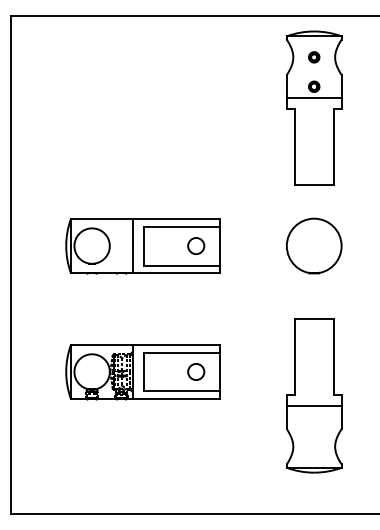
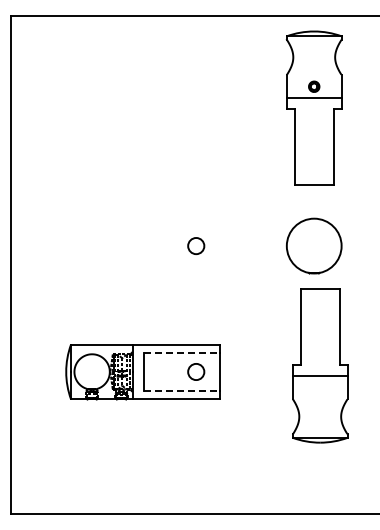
part: present -> none (314, 57)
part: present -> none (142, 246)
line: solid -> dashed (181, 352)
line: solid -> dashed (181, 391)
part position: (314, 395) -> (320, 365) (320, 365)
